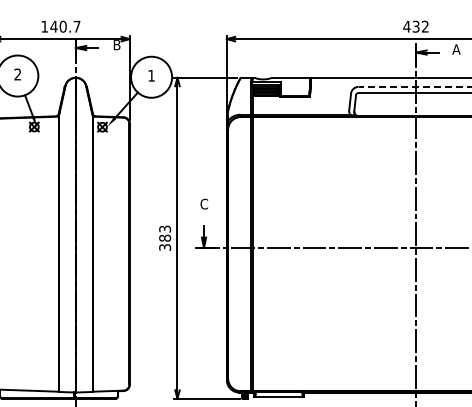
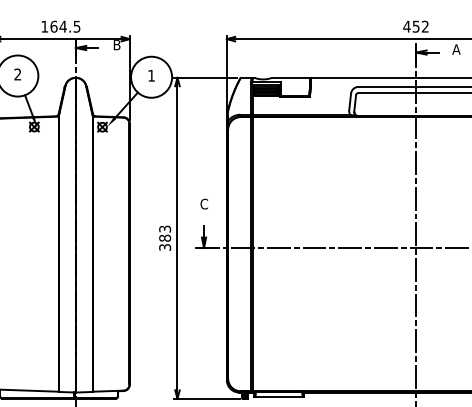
text: 432 -> 452 (416, 25)
text: 140.7 -> 164.5 (65, 26)
line: dashed -> solid (415, 86)
